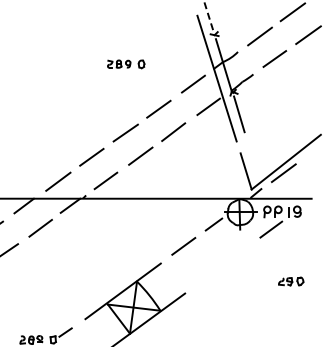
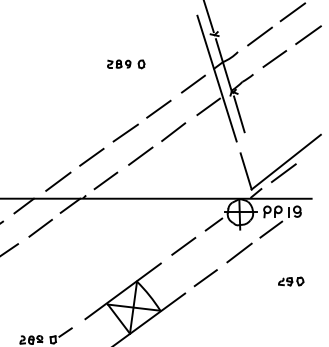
line: dashed -> solid (208, 16)
line: none -> present (239, 252)
line: none -> present (205, 278)
